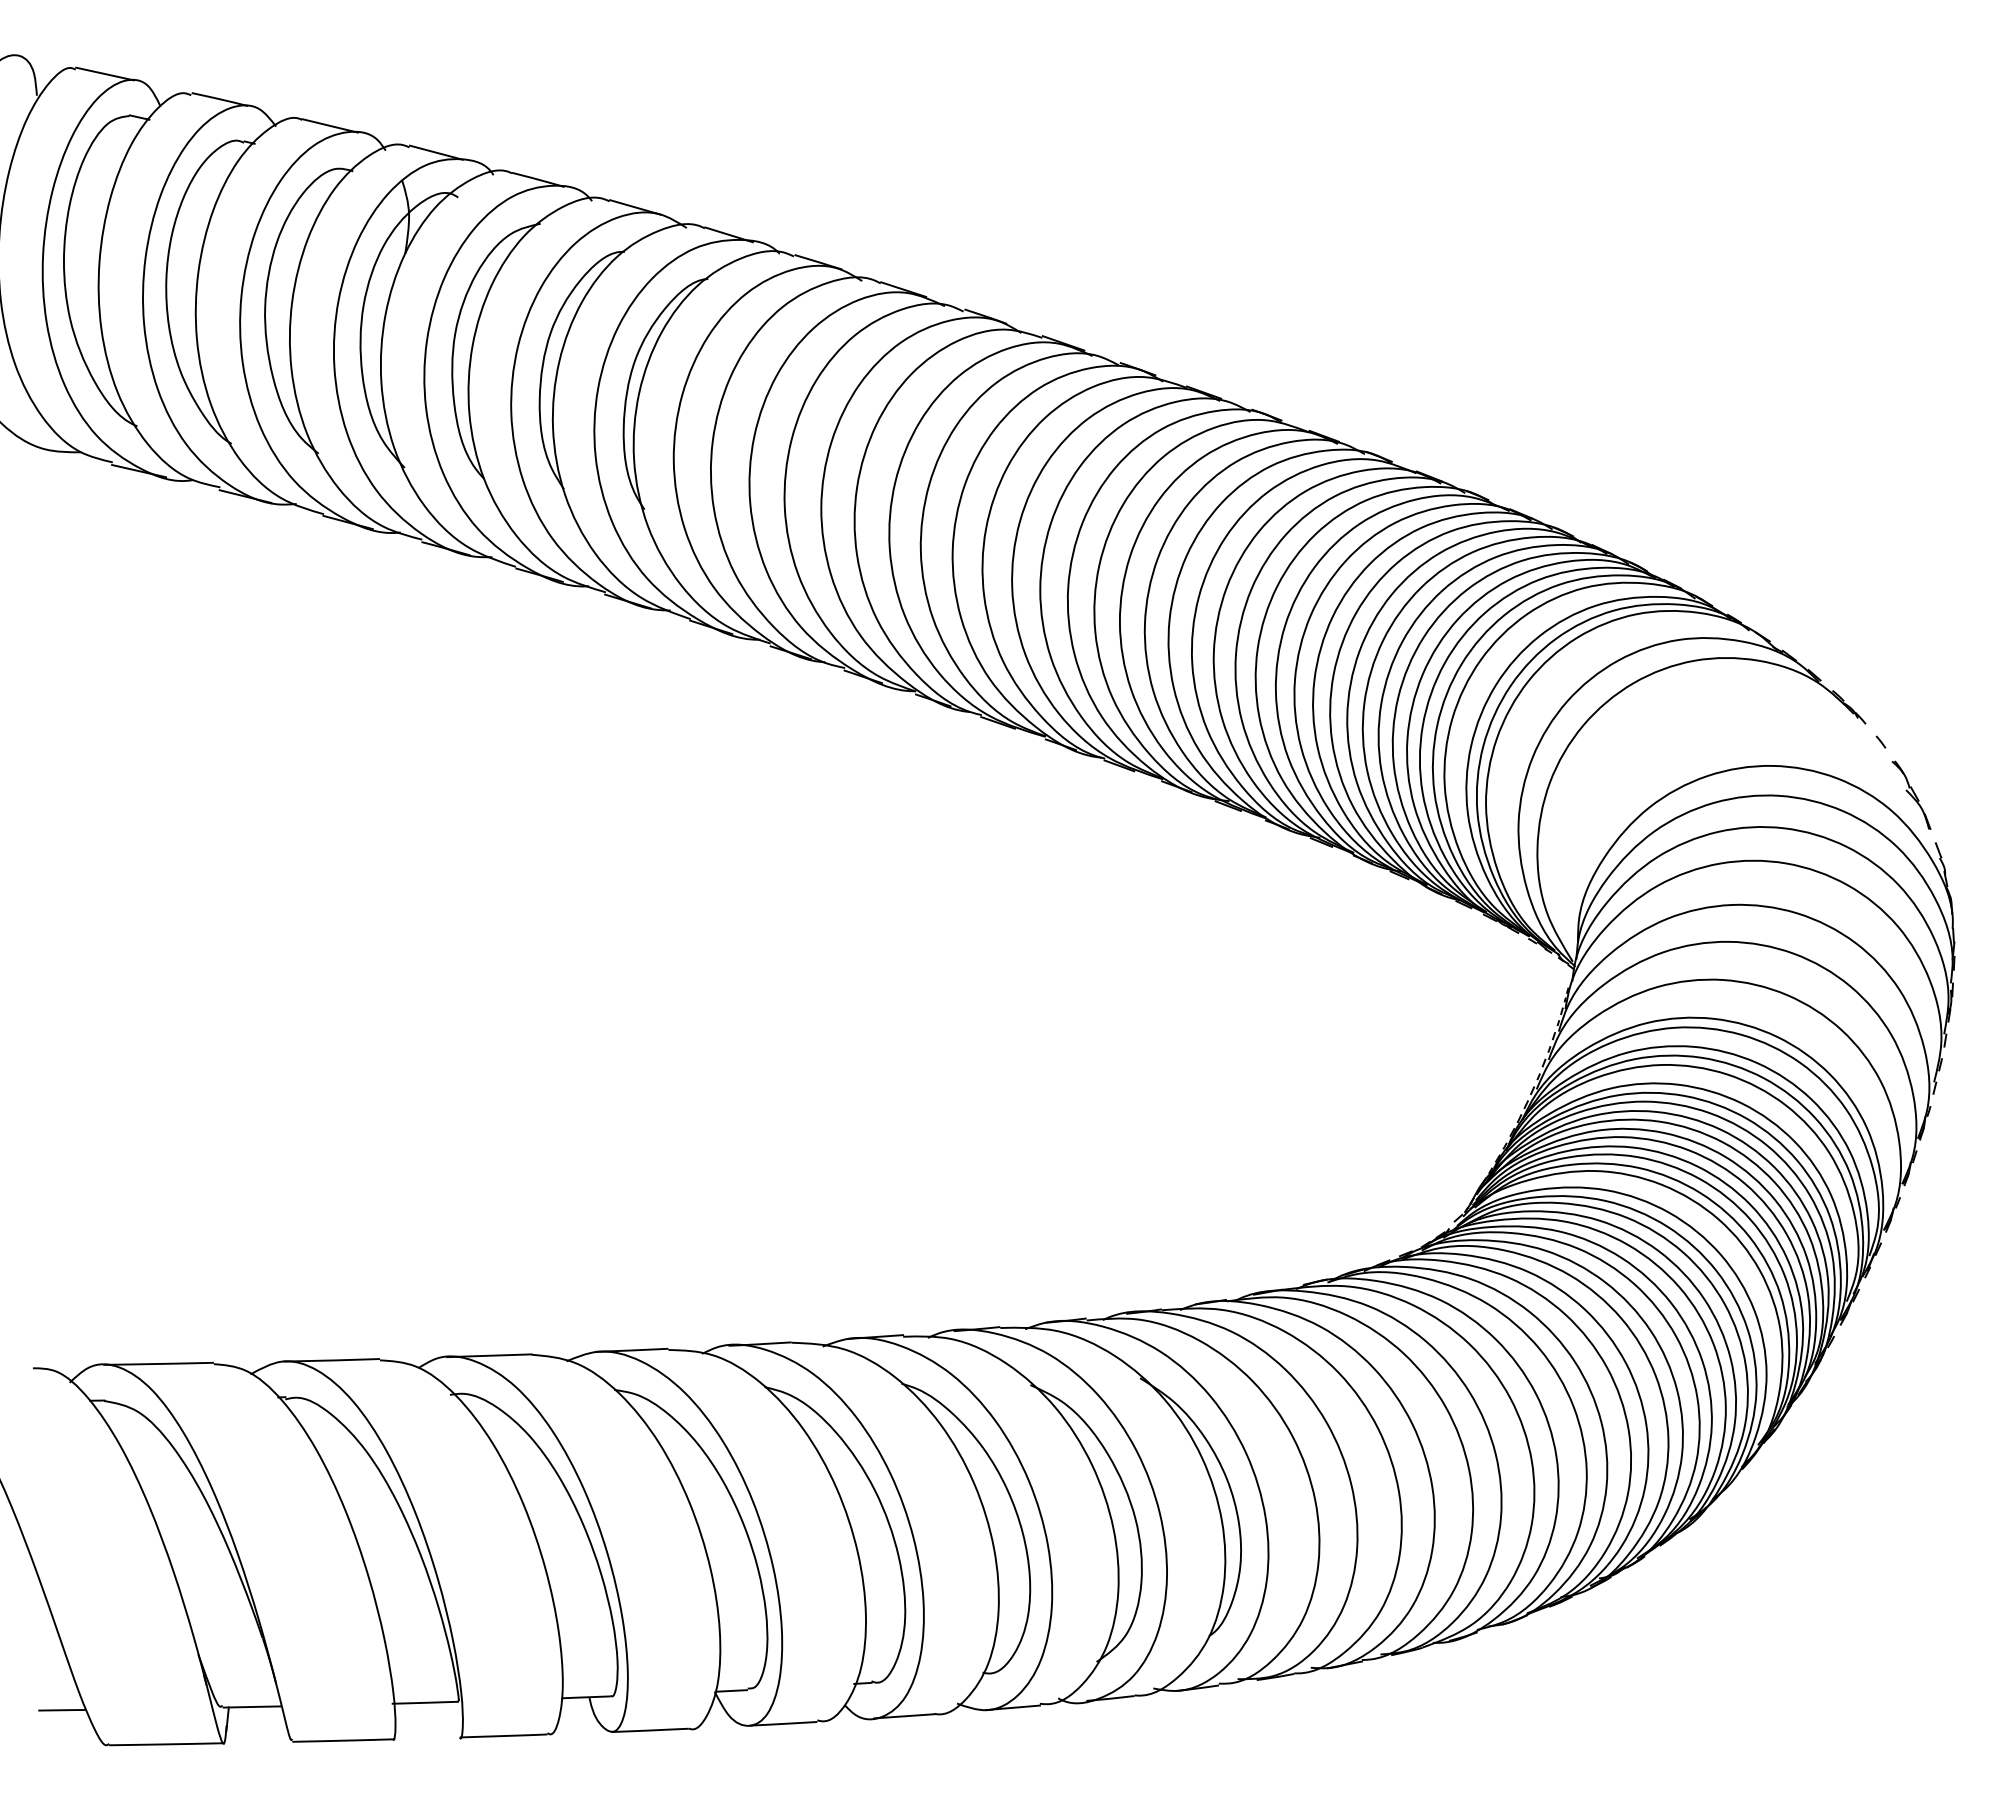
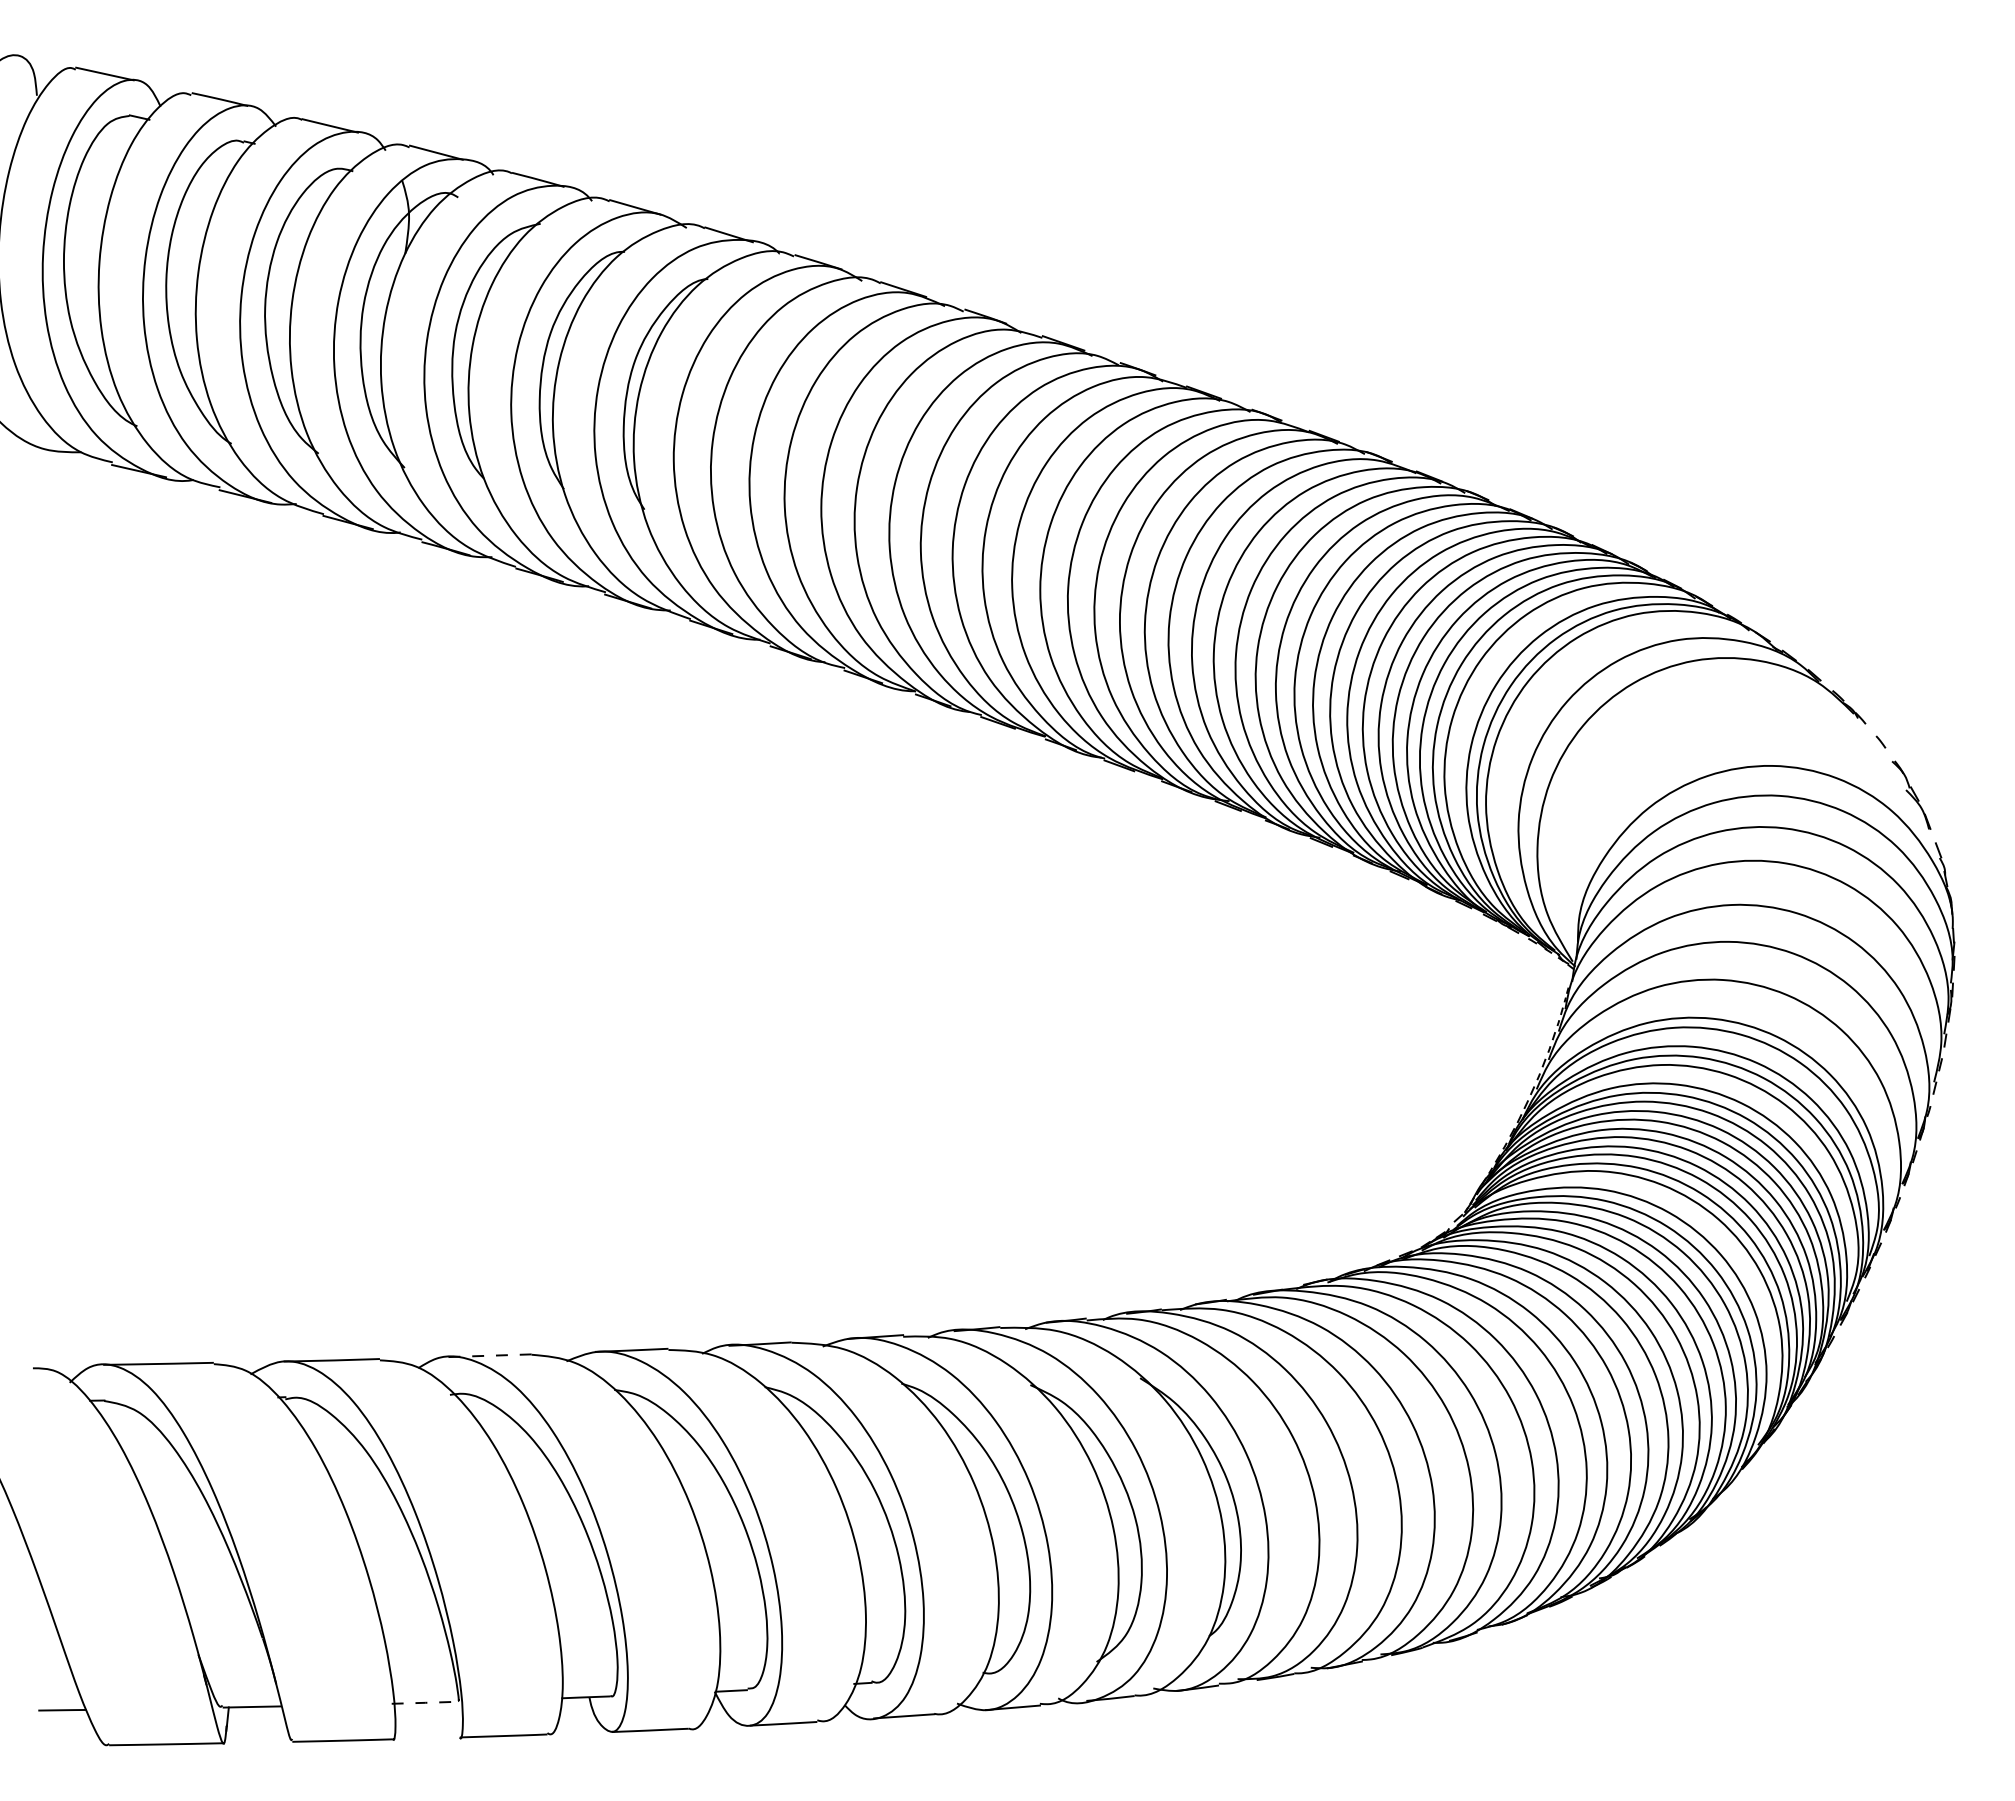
line: solid -> dashed (488, 1355)
line: solid -> dashed (425, 1702)
